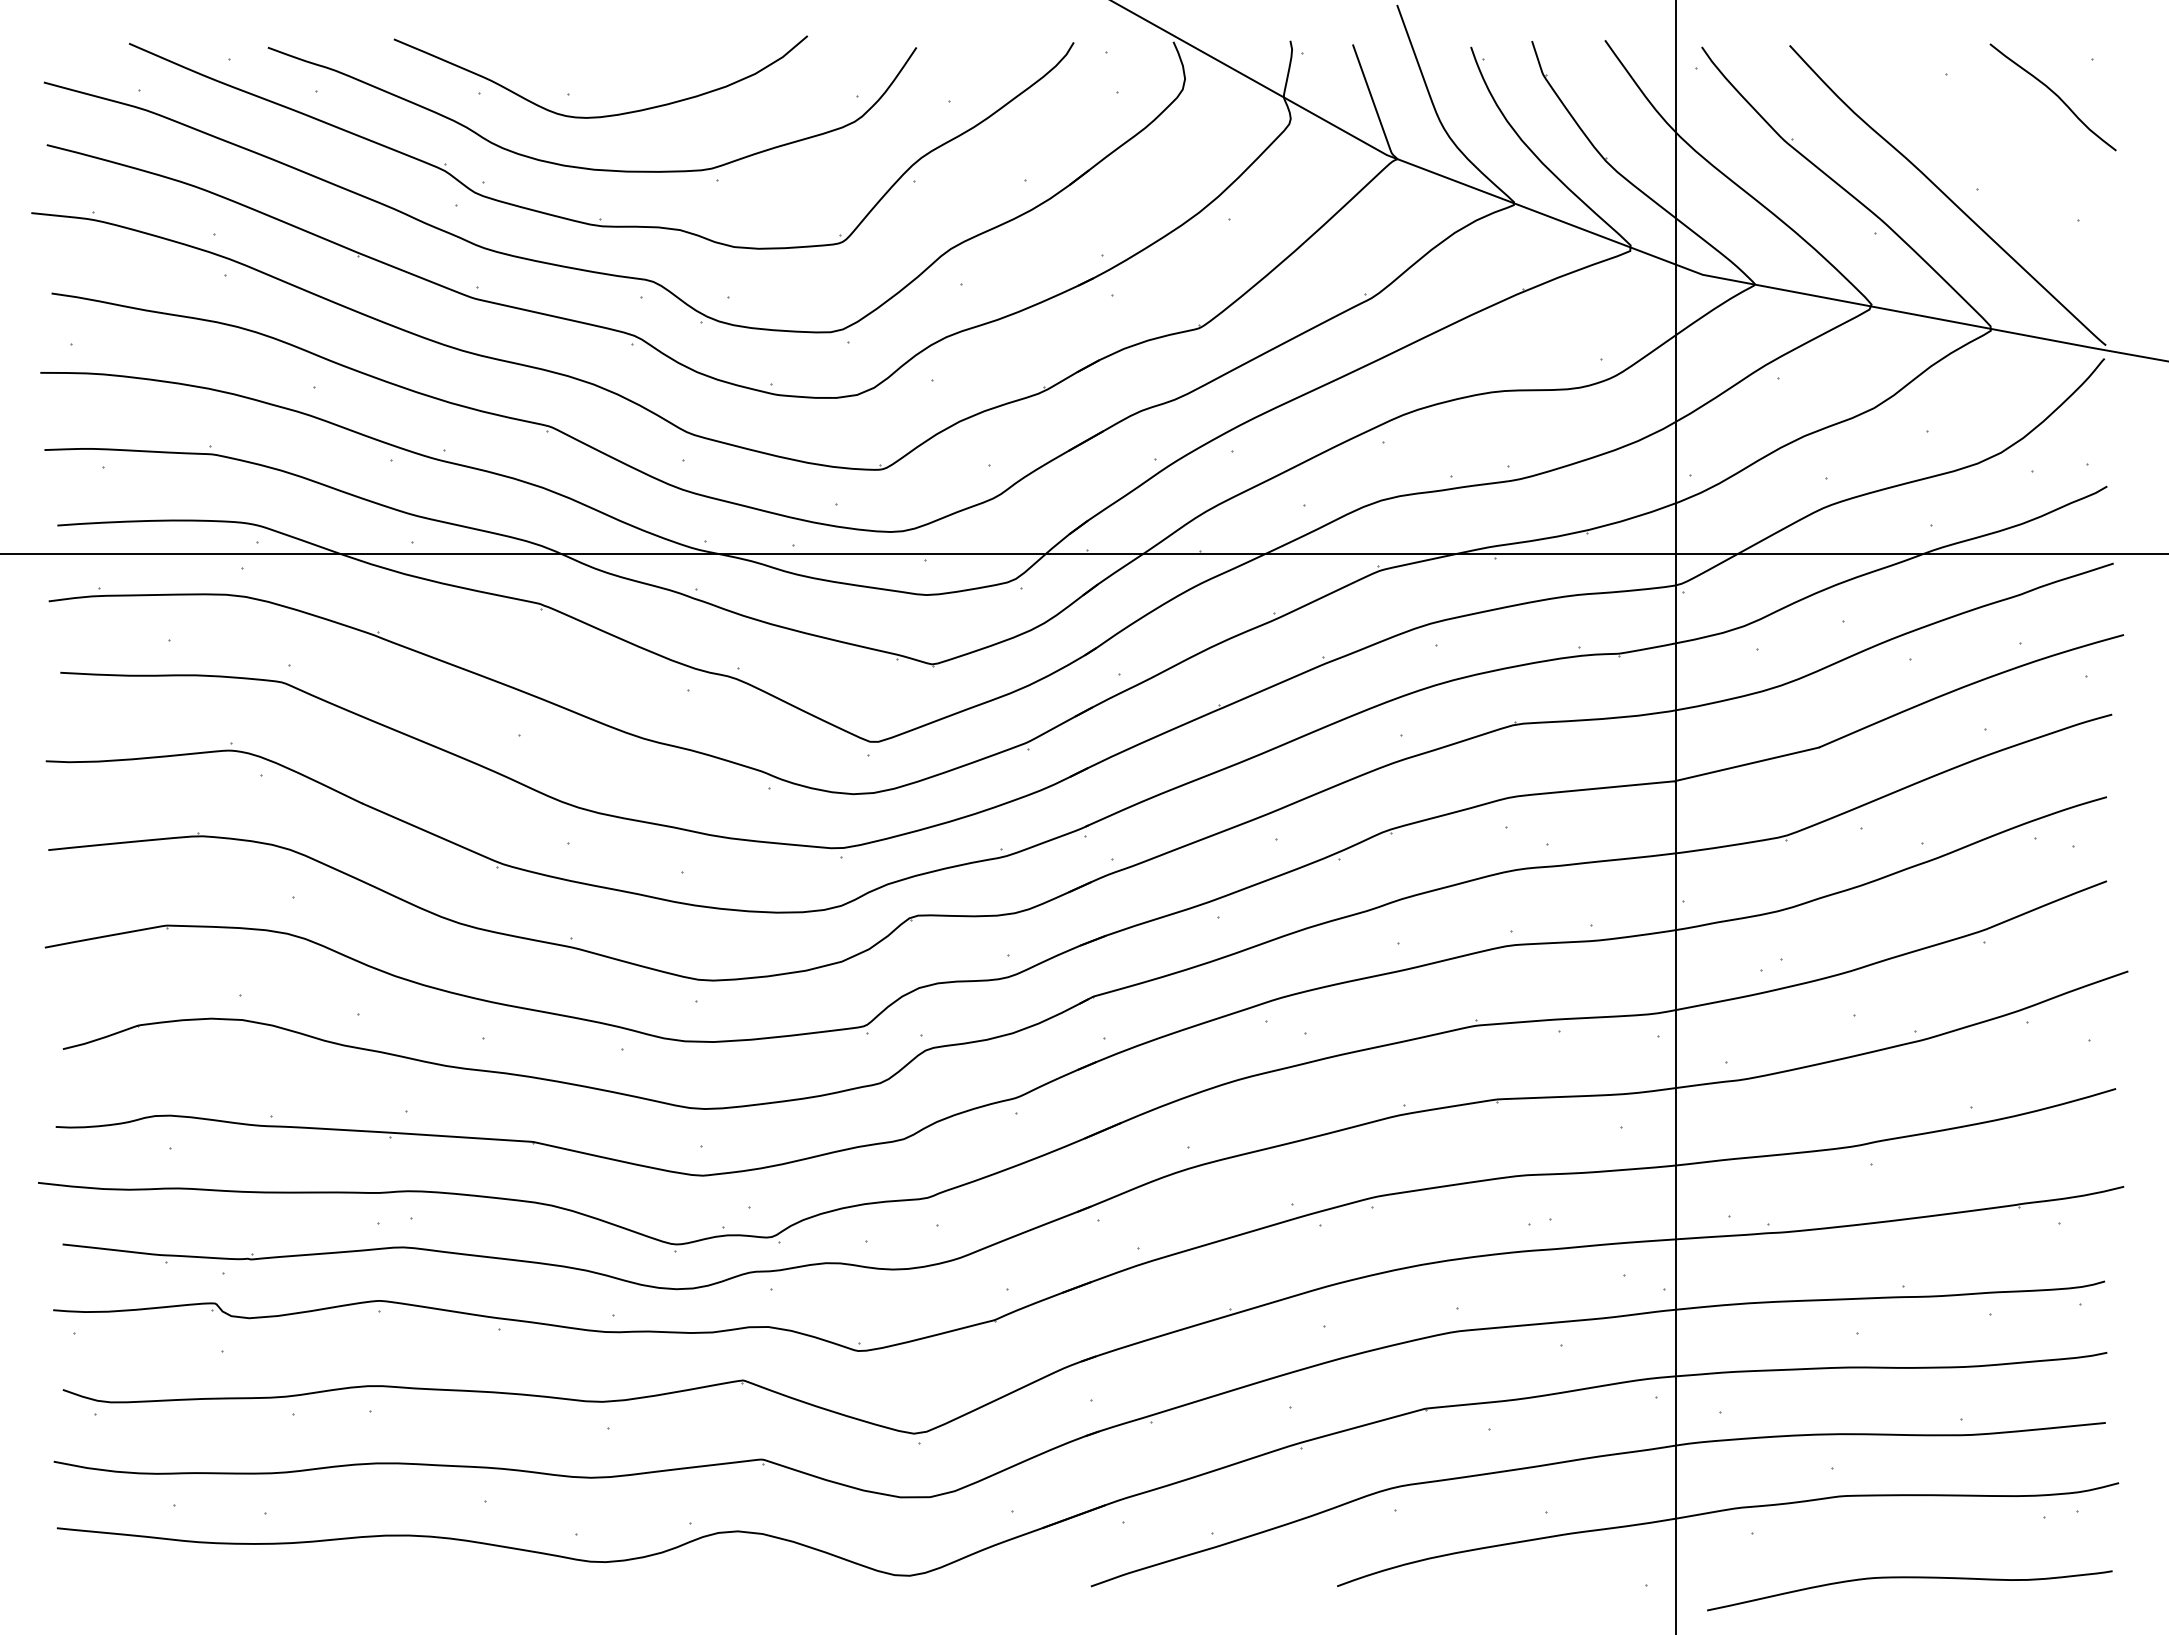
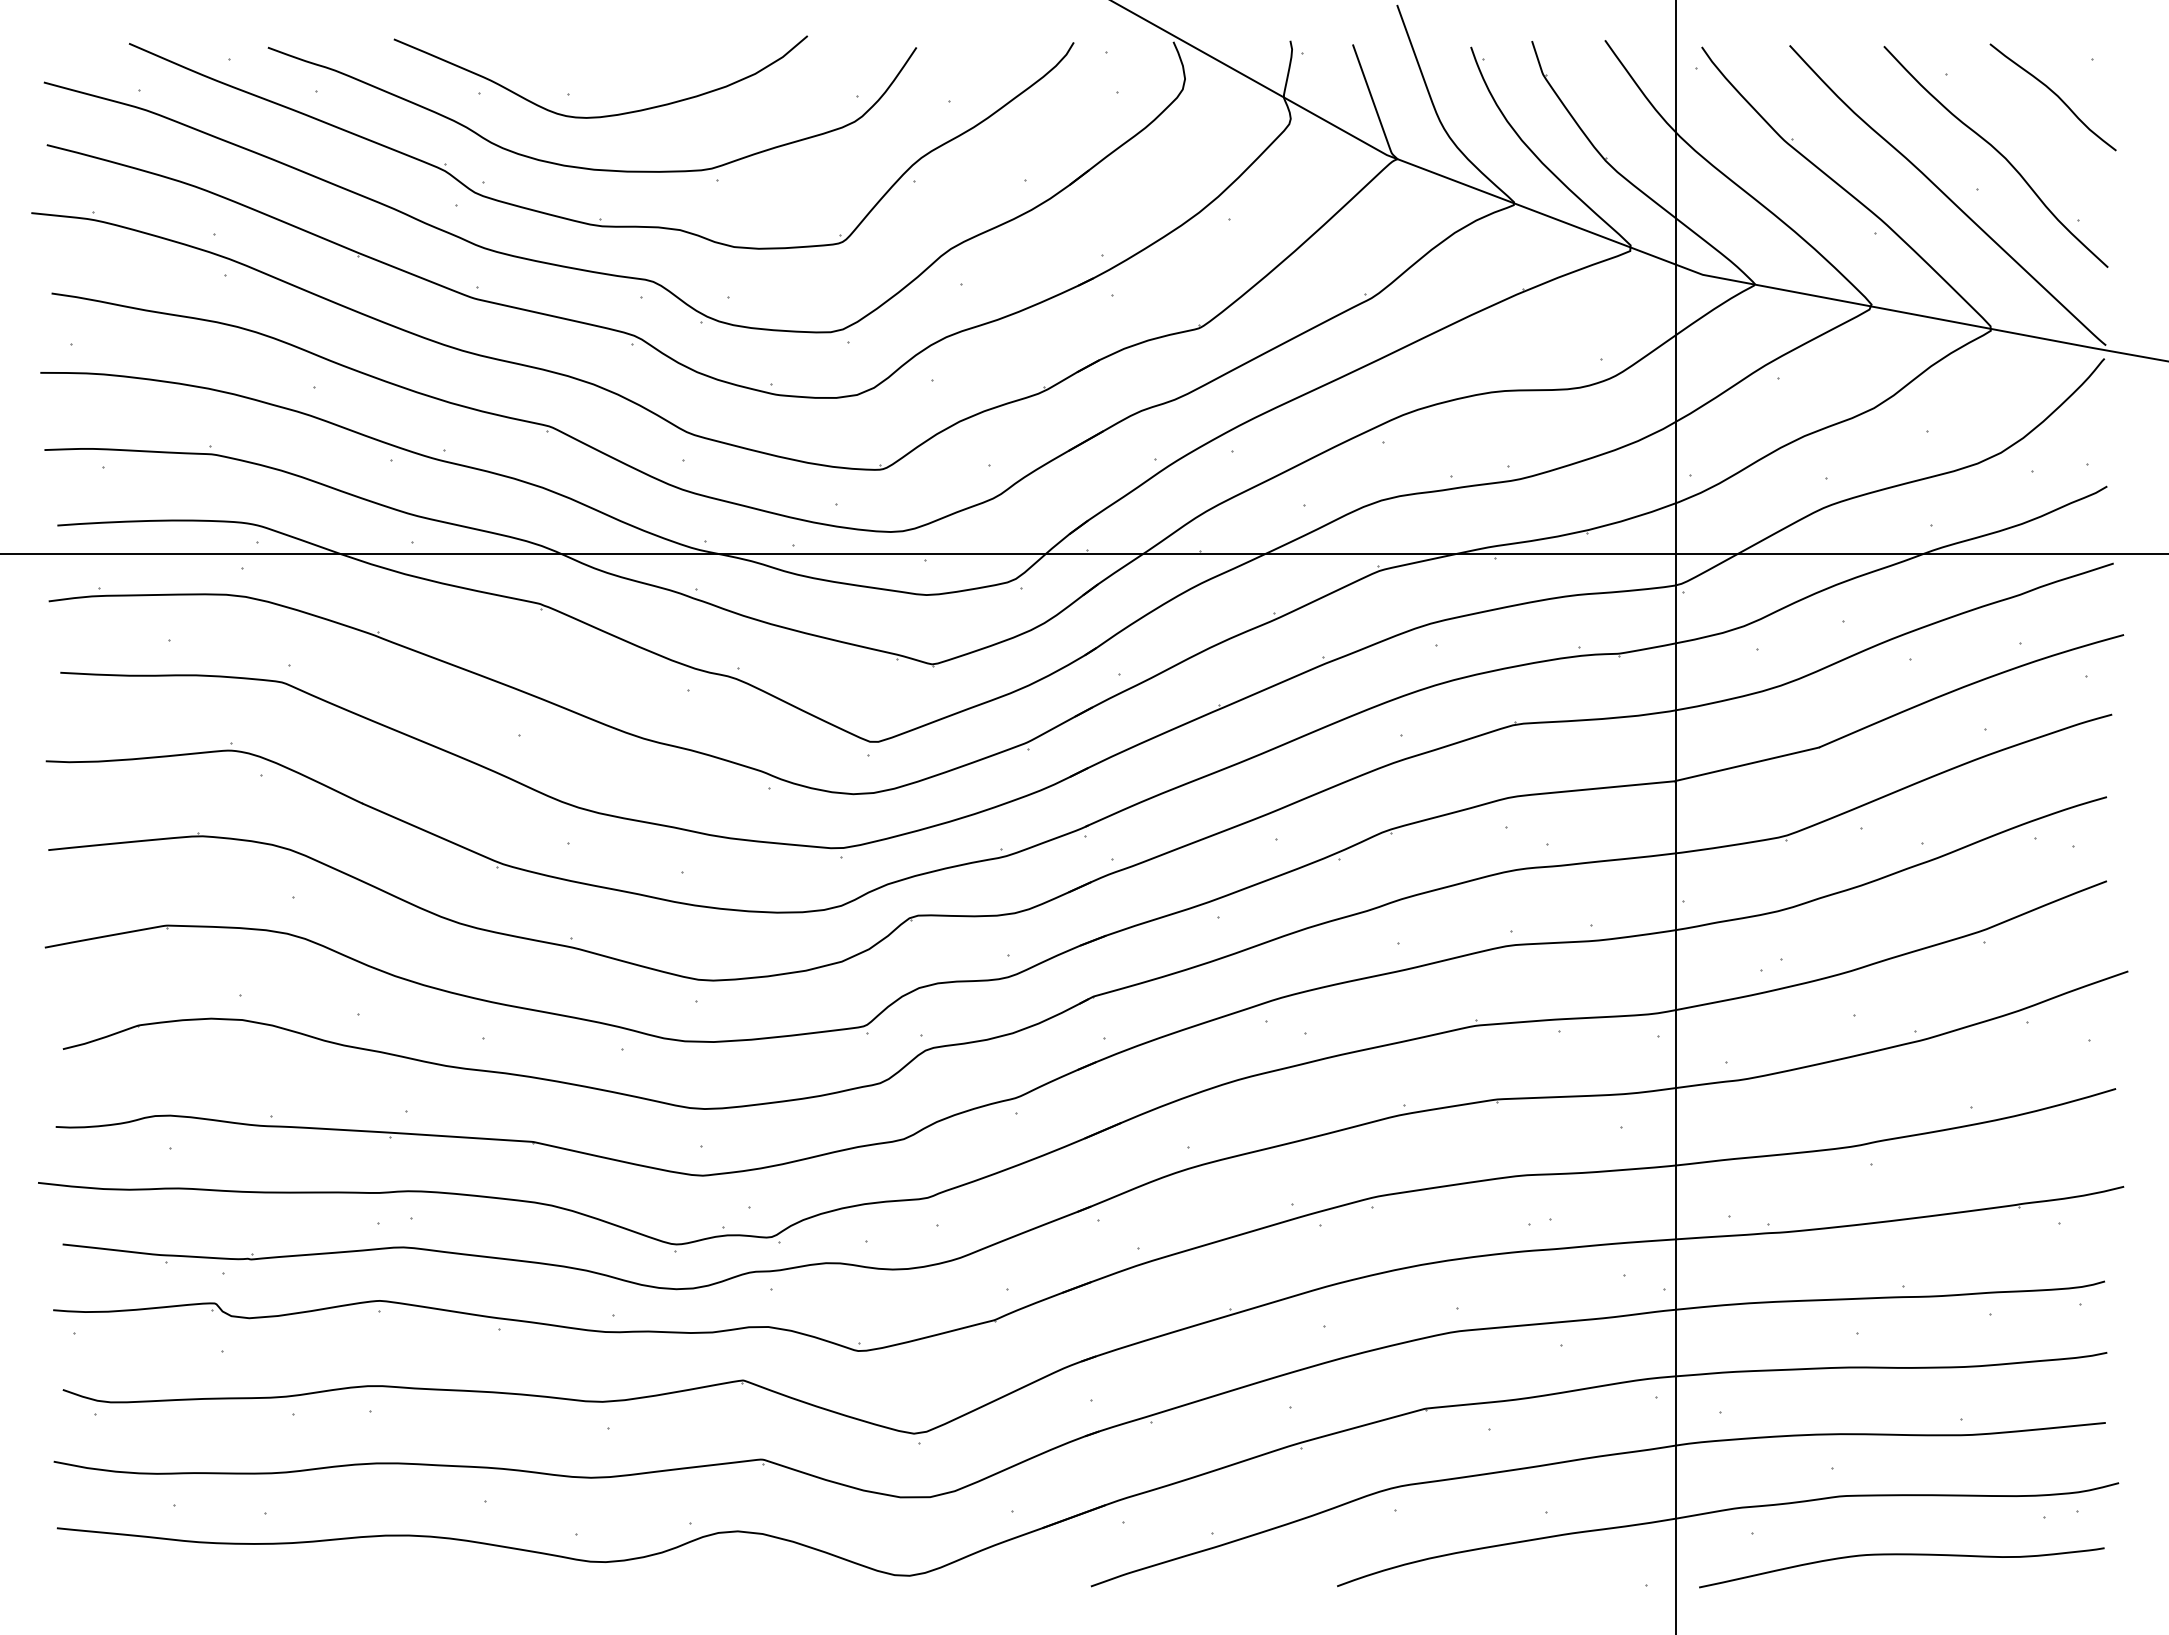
curve: none -> present (1998, 153)
curve position: (1909, 1578) -> (1901, 1555) (1901, 1555)
